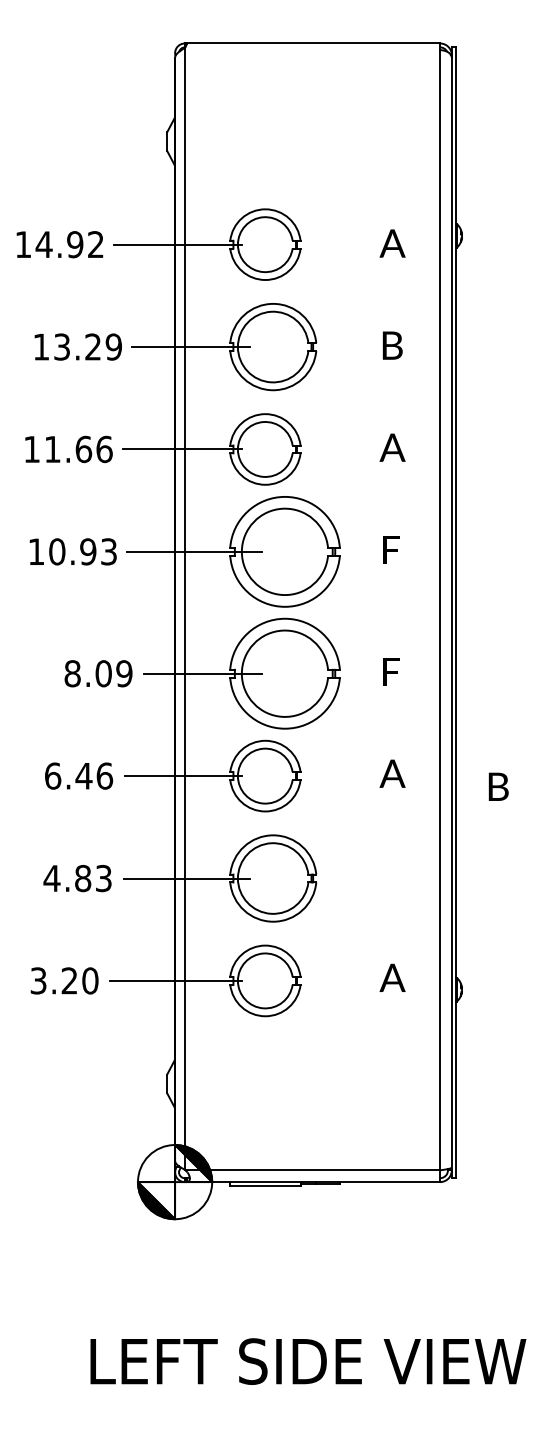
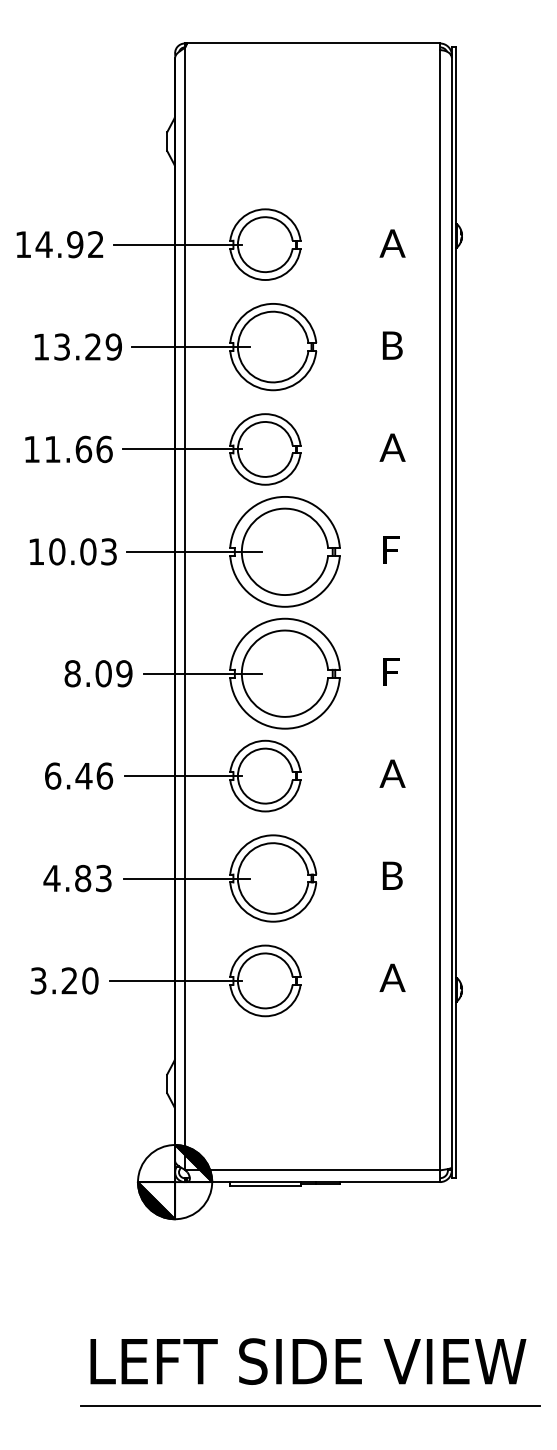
text: 10.93 -> 10.03 (88, 551)
text position: (498, 786) -> (392, 875) (392, 875)
line: none -> present (310, 1406)
